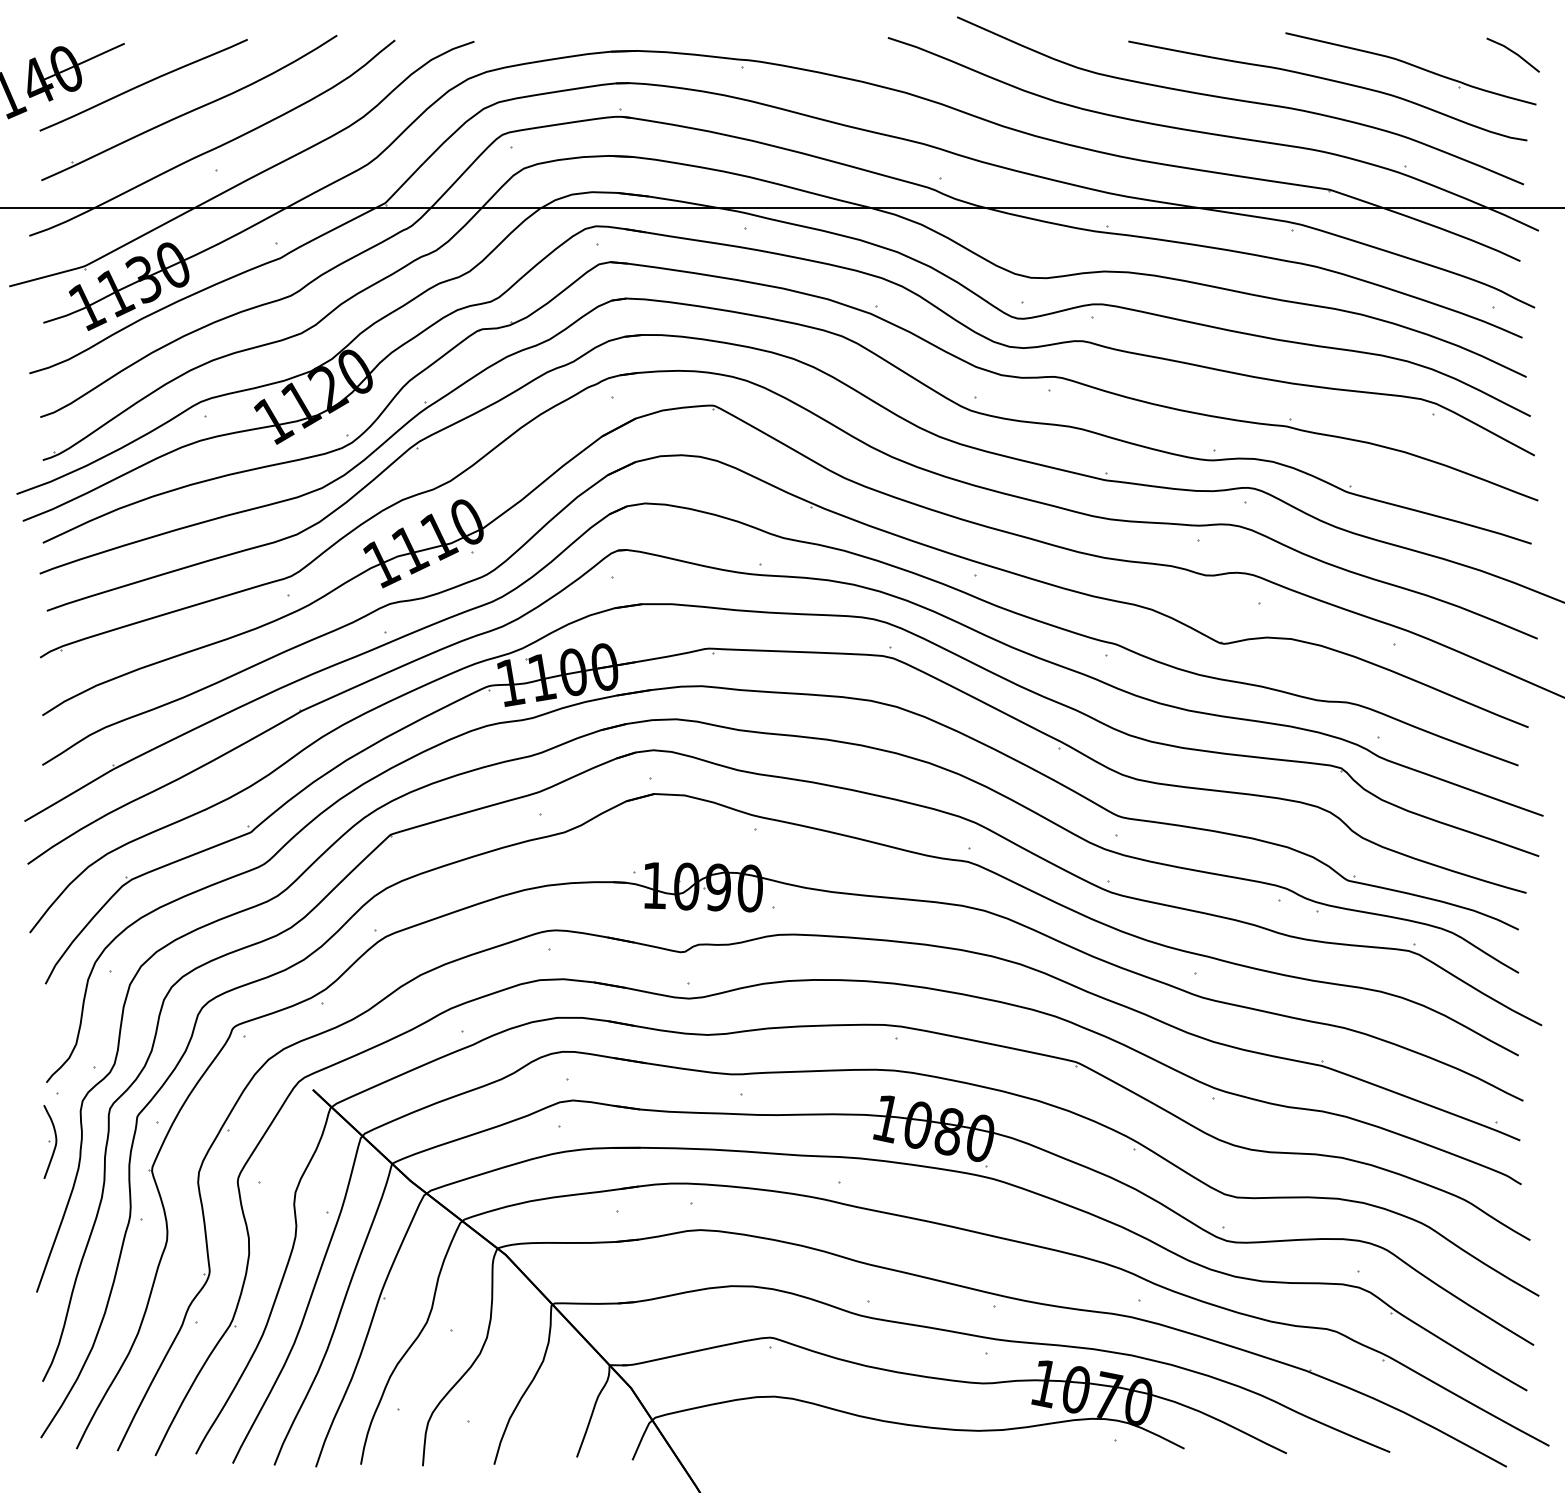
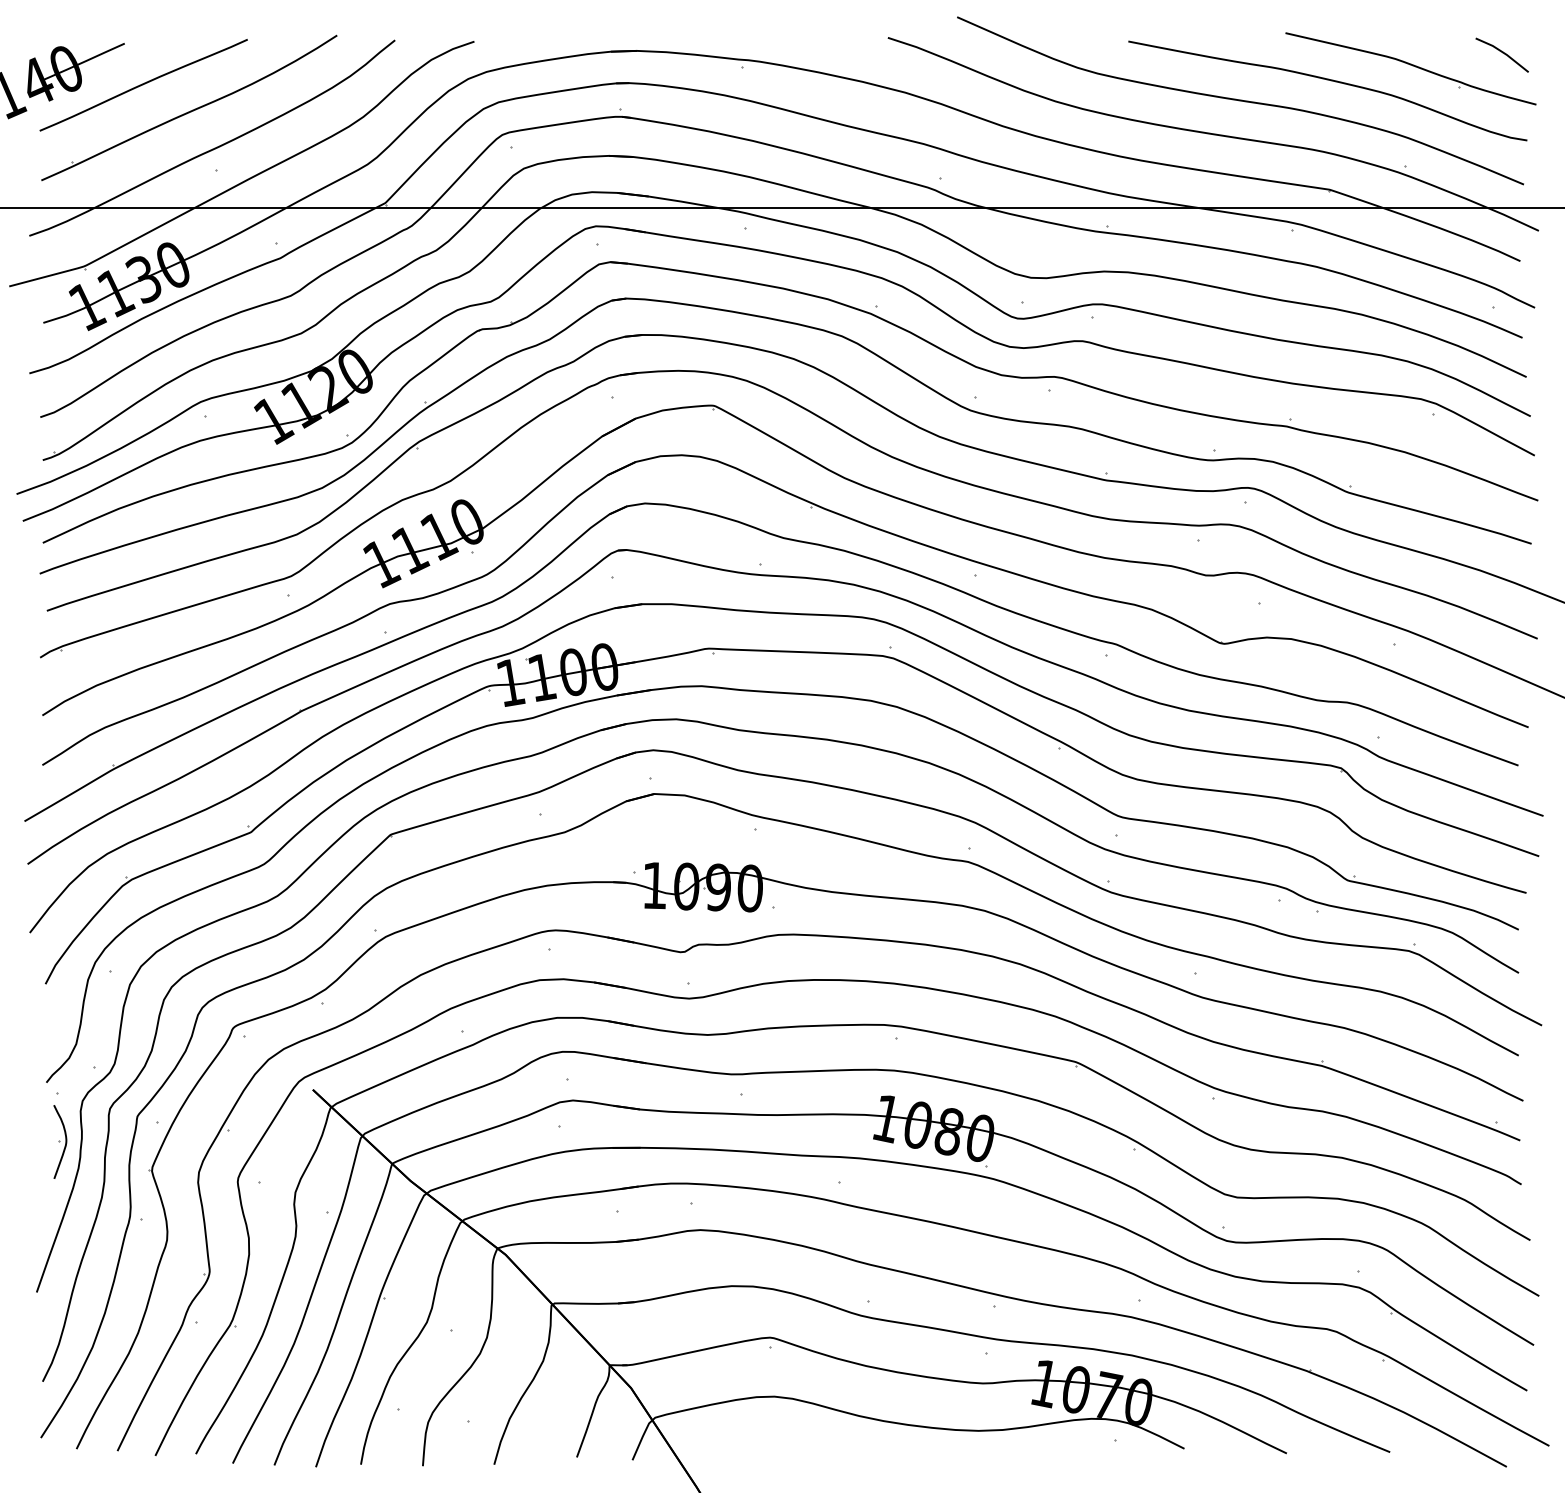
line position: (1513, 53) -> (1502, 53) (1502, 53)
part position: (50, 1141) -> (60, 1141) (60, 1141)
